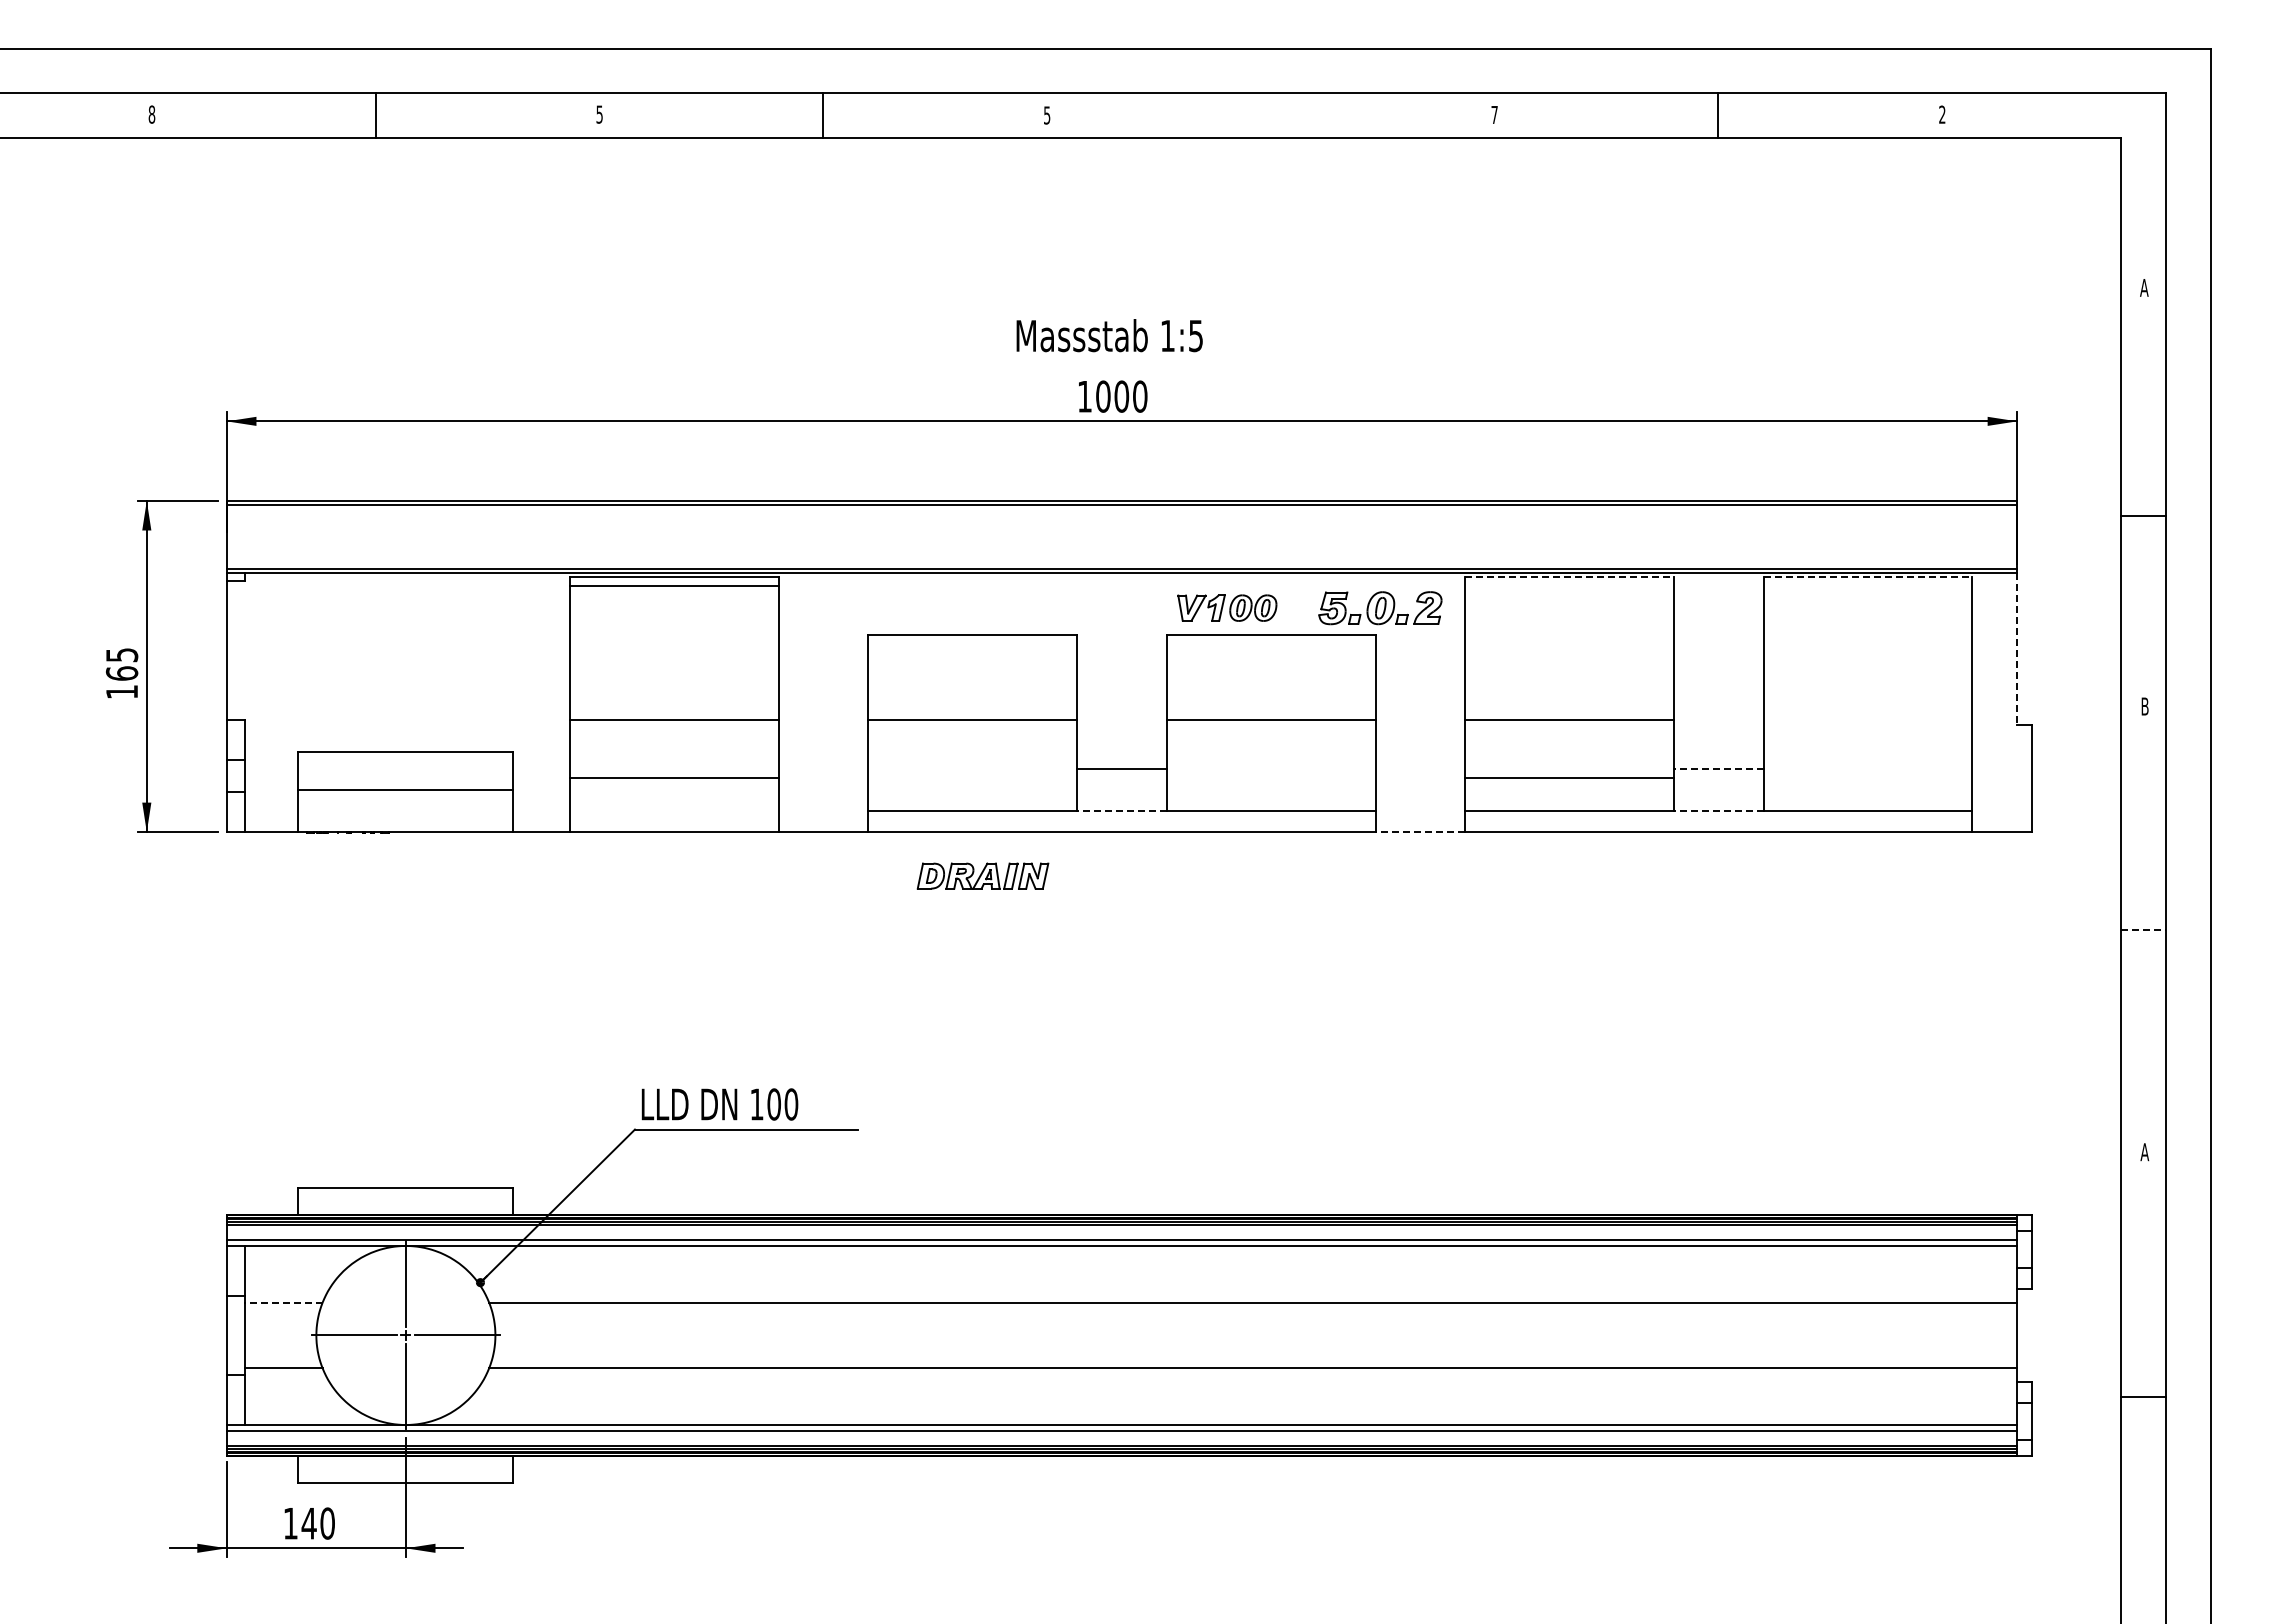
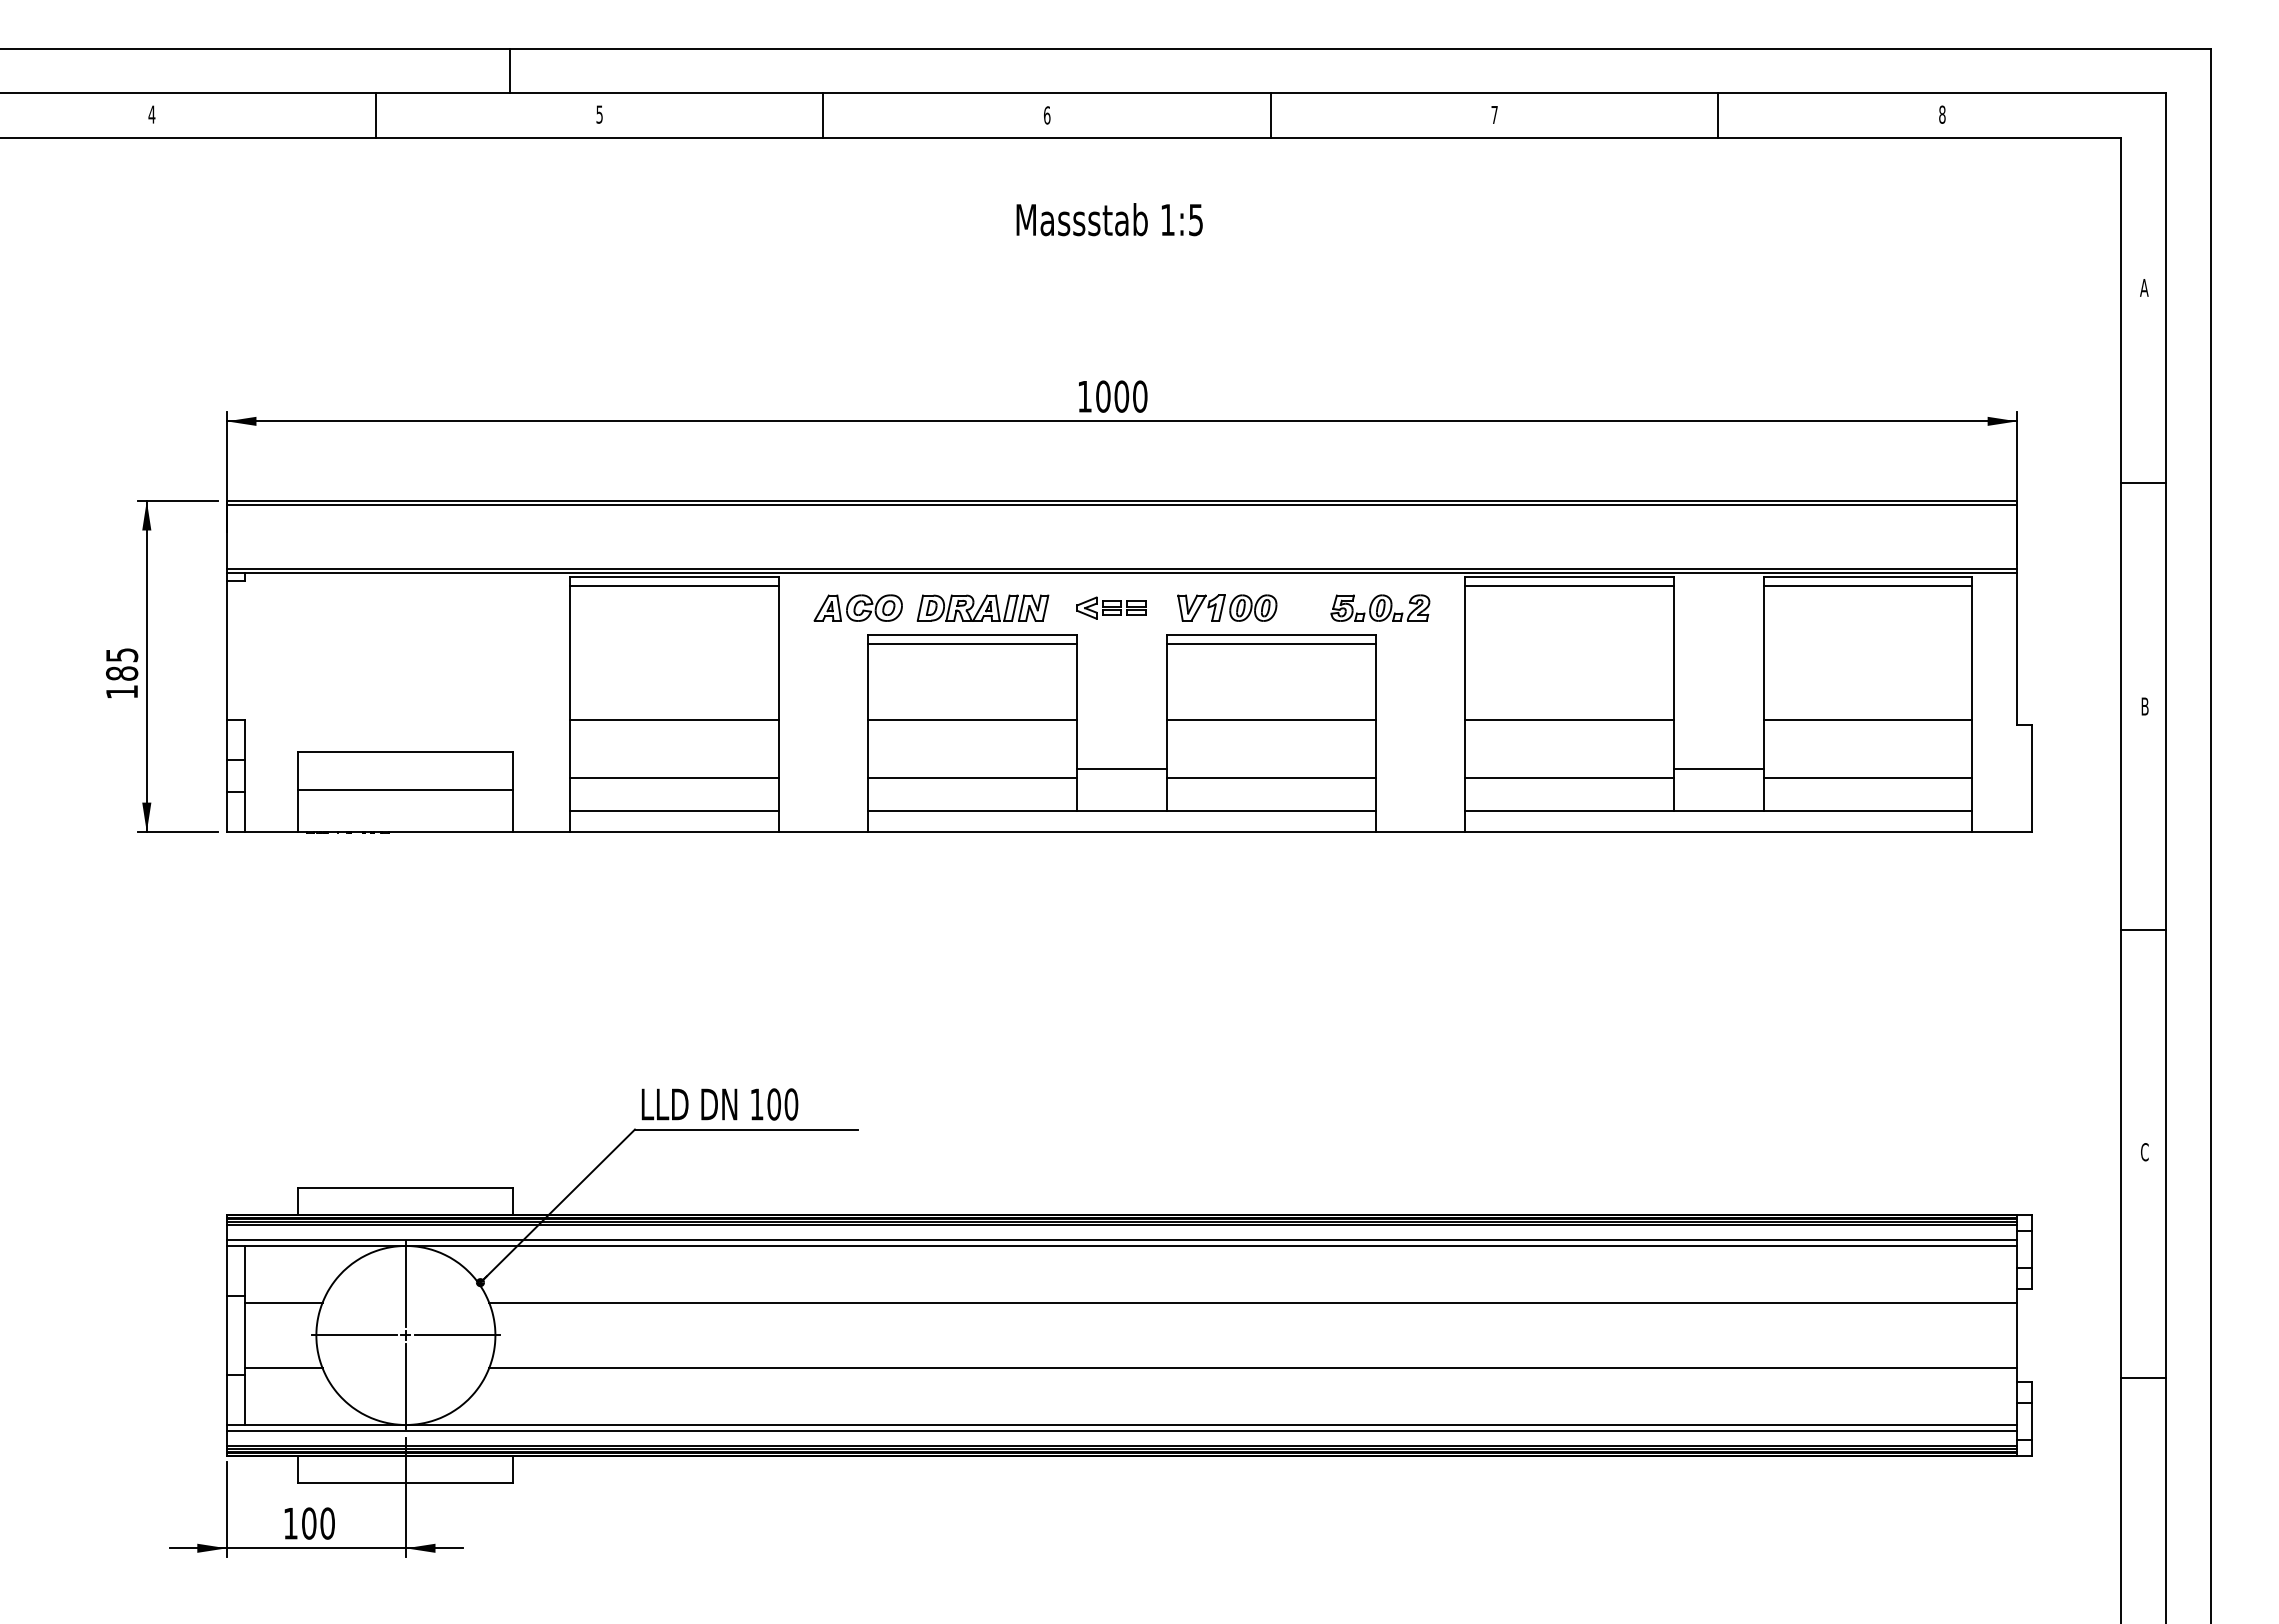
line: none -> present (509, 70)
text: 8 -> 4 (151, 114)
text: 2 -> 8 (1942, 114)
text: 5 -> 6 (1047, 115)
line: none -> present (1270, 115)
text position: (1109, 335) -> (1109, 219) (1109, 219)
line position: (2143, 515) -> (2143, 482) (2143, 482)
line: dashed -> solid (1570, 577)
line: dashed -> solid (1868, 577)
line: none -> present (1569, 585)
line: none -> present (1867, 585)
part: none -> present (857, 607)
part: none -> present (1111, 607)
part size: 125x35 px -> 101x28 px (1380, 607)
line: none -> present (972, 643)
line: none -> present (1270, 643)
line: dashed -> solid (2017, 649)
text: 165 -> 185 (121, 673)
line: none -> present (1867, 720)
line: dashed -> solid (1718, 769)
line: none -> present (972, 778)
line: none -> present (1270, 778)
line: none -> present (1867, 778)
line: none -> present (674, 810)
line: dashed -> solid (1122, 810)
line: dashed -> solid (1718, 810)
line: dashed -> solid (1420, 832)
part position: (982, 875) -> (982, 607) (982, 607)
line: dashed -> solid (2143, 930)
text: A -> C (2144, 1152)
line: dashed -> solid (283, 1302)
line position: (2143, 1397) -> (2143, 1378) (2143, 1378)
text: 140 -> 100 (308, 1523)
